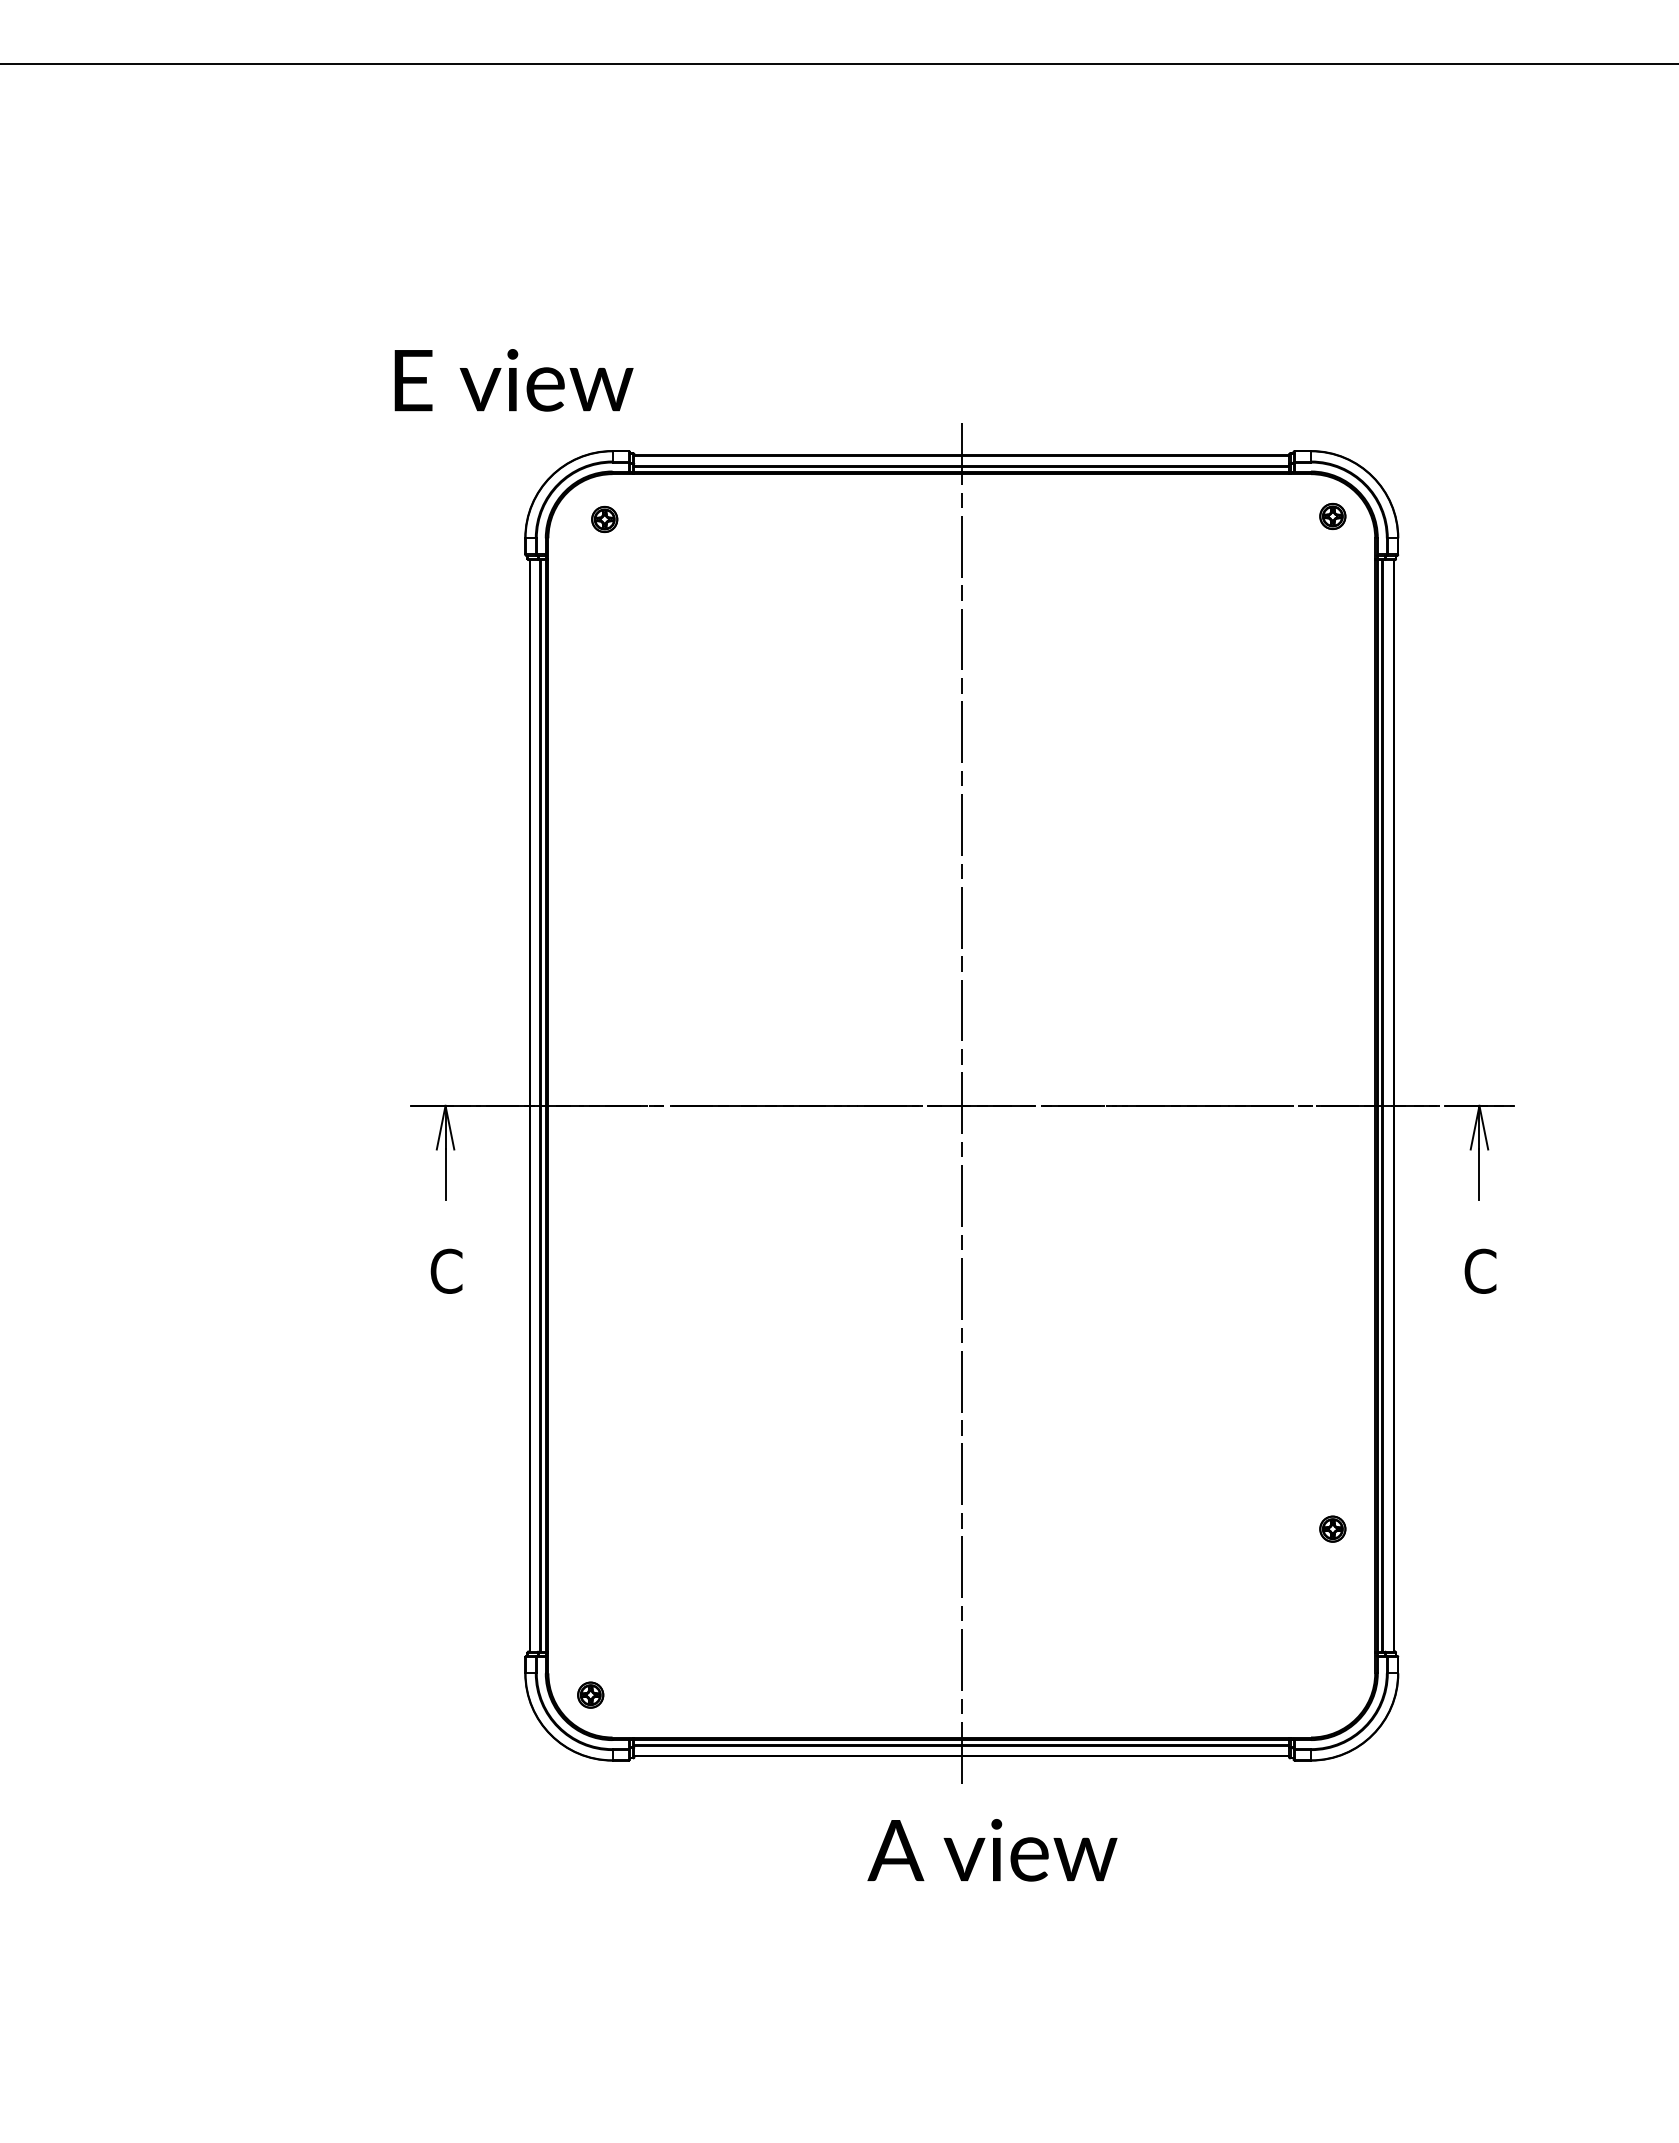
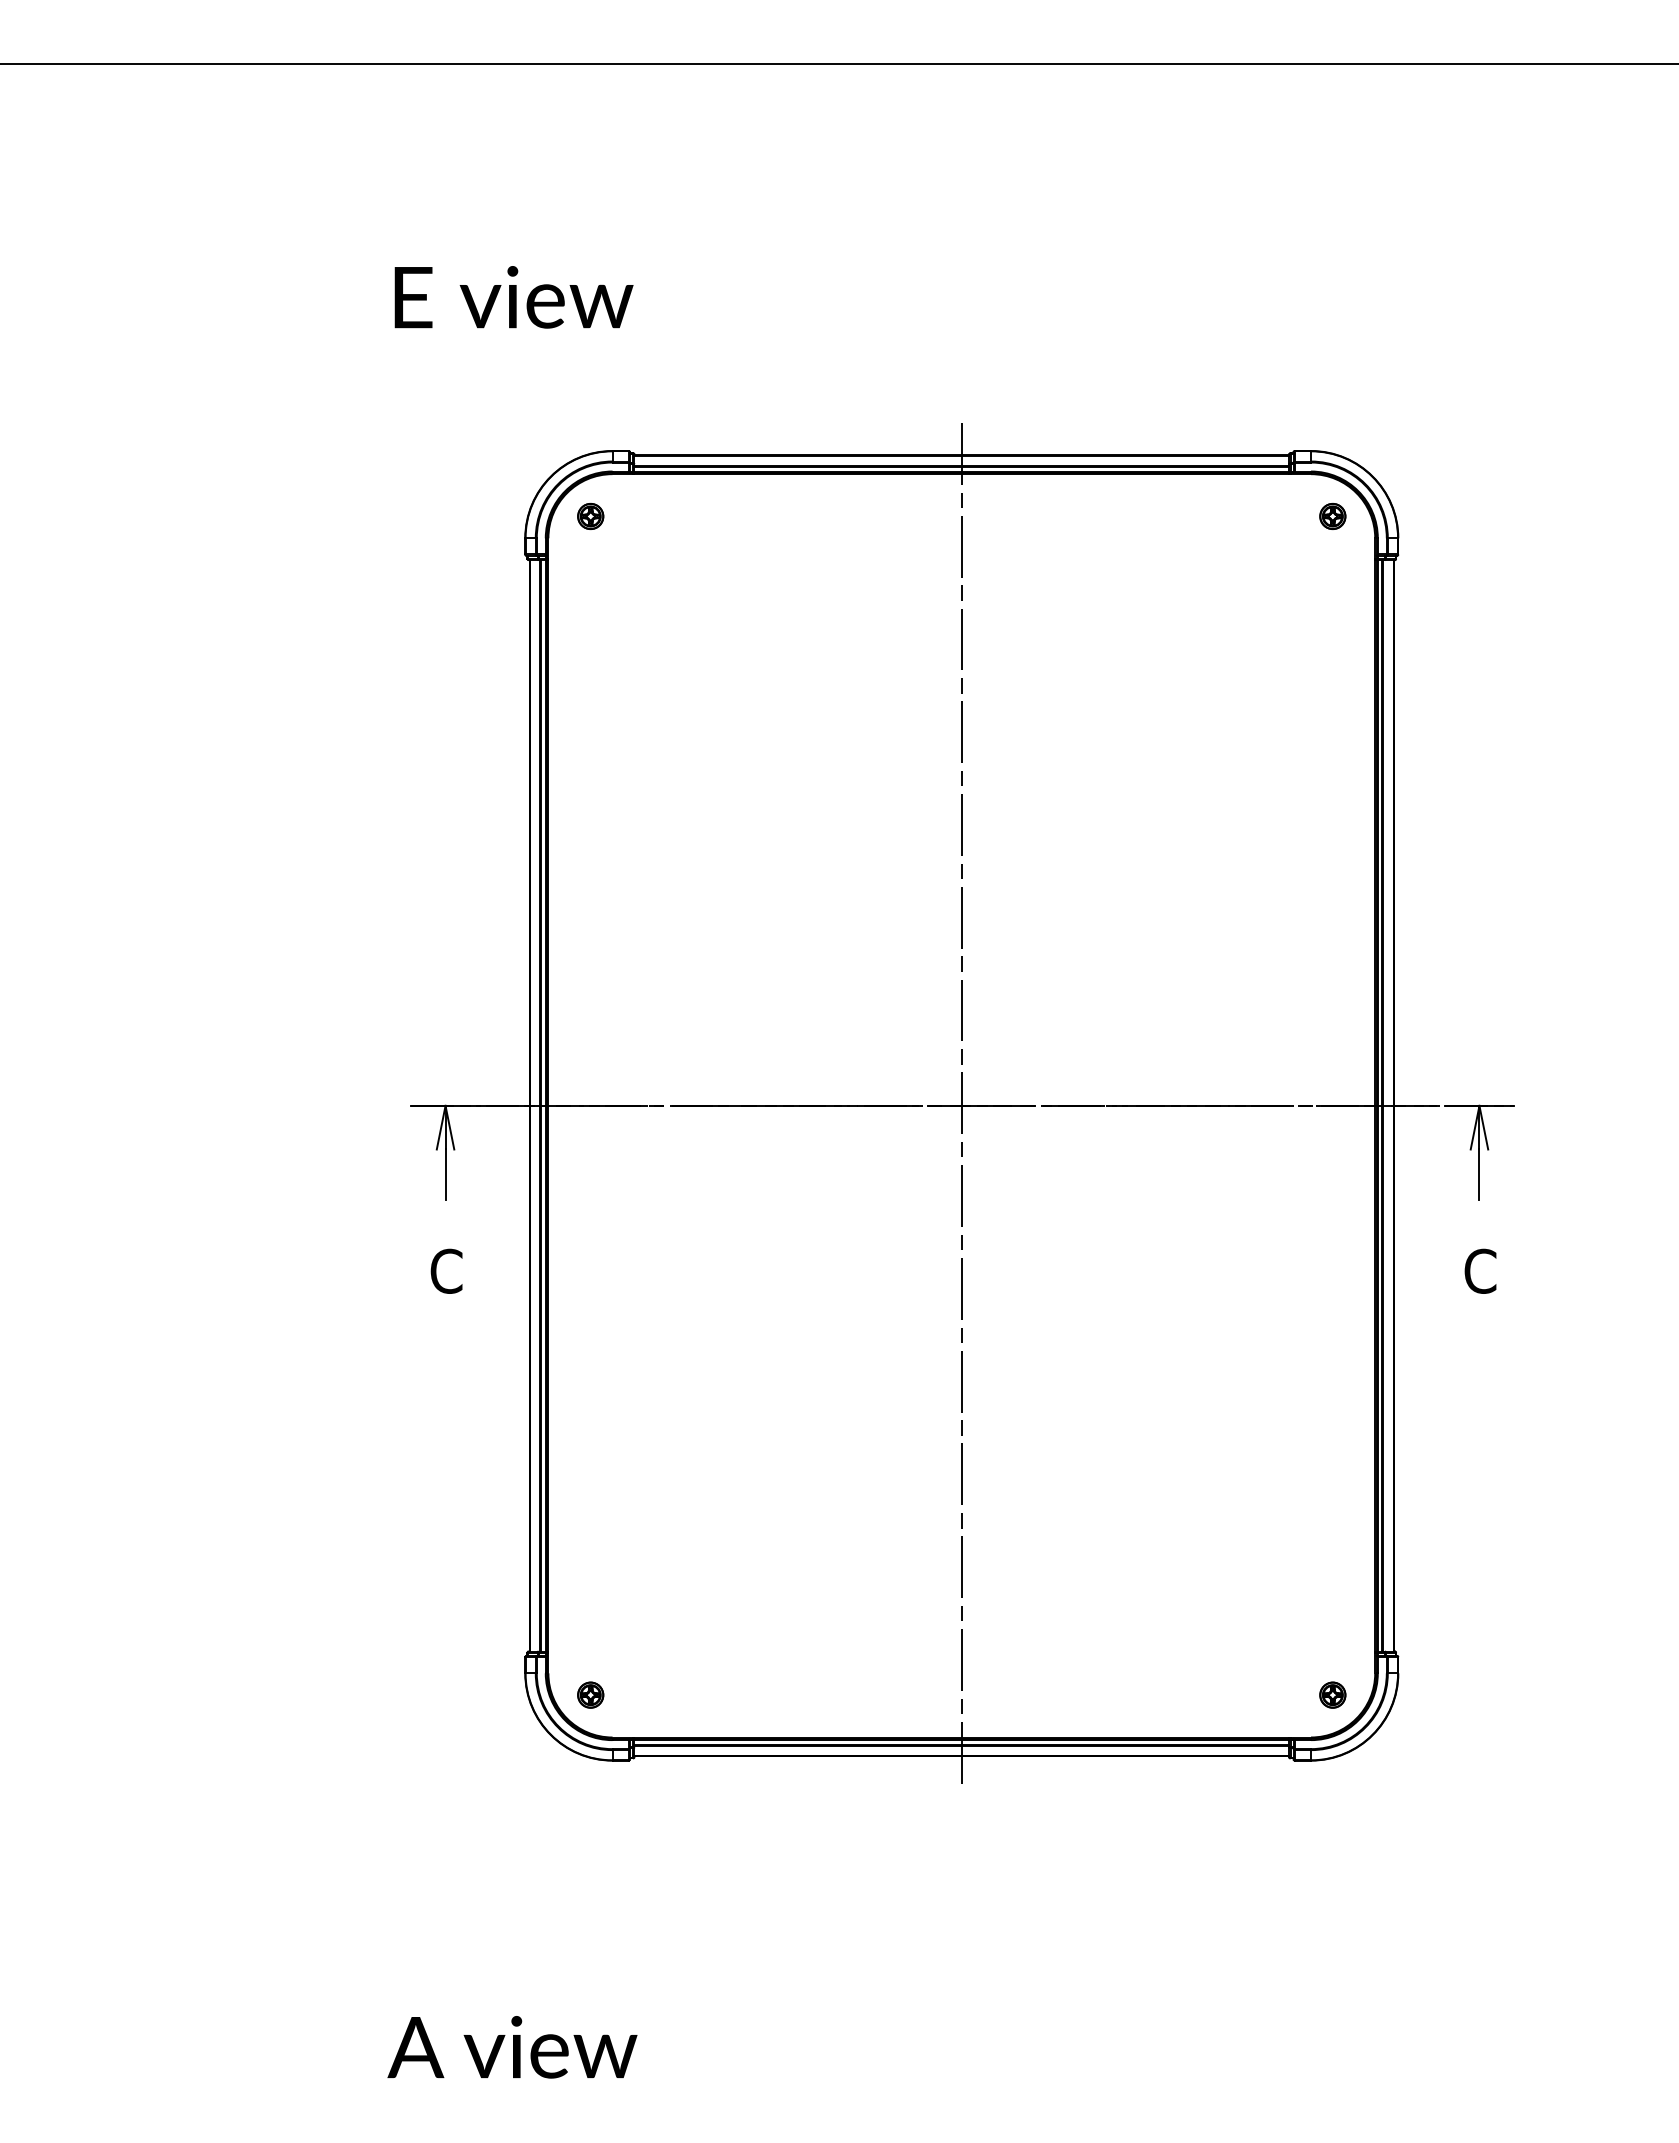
text position: (513, 380) -> (513, 297) (513, 297)
part position: (604, 519) -> (590, 516) (590, 516)
part position: (1332, 1528) -> (1332, 1694) (1332, 1694)
text position: (992, 1850) -> (512, 2047) (512, 2047)
